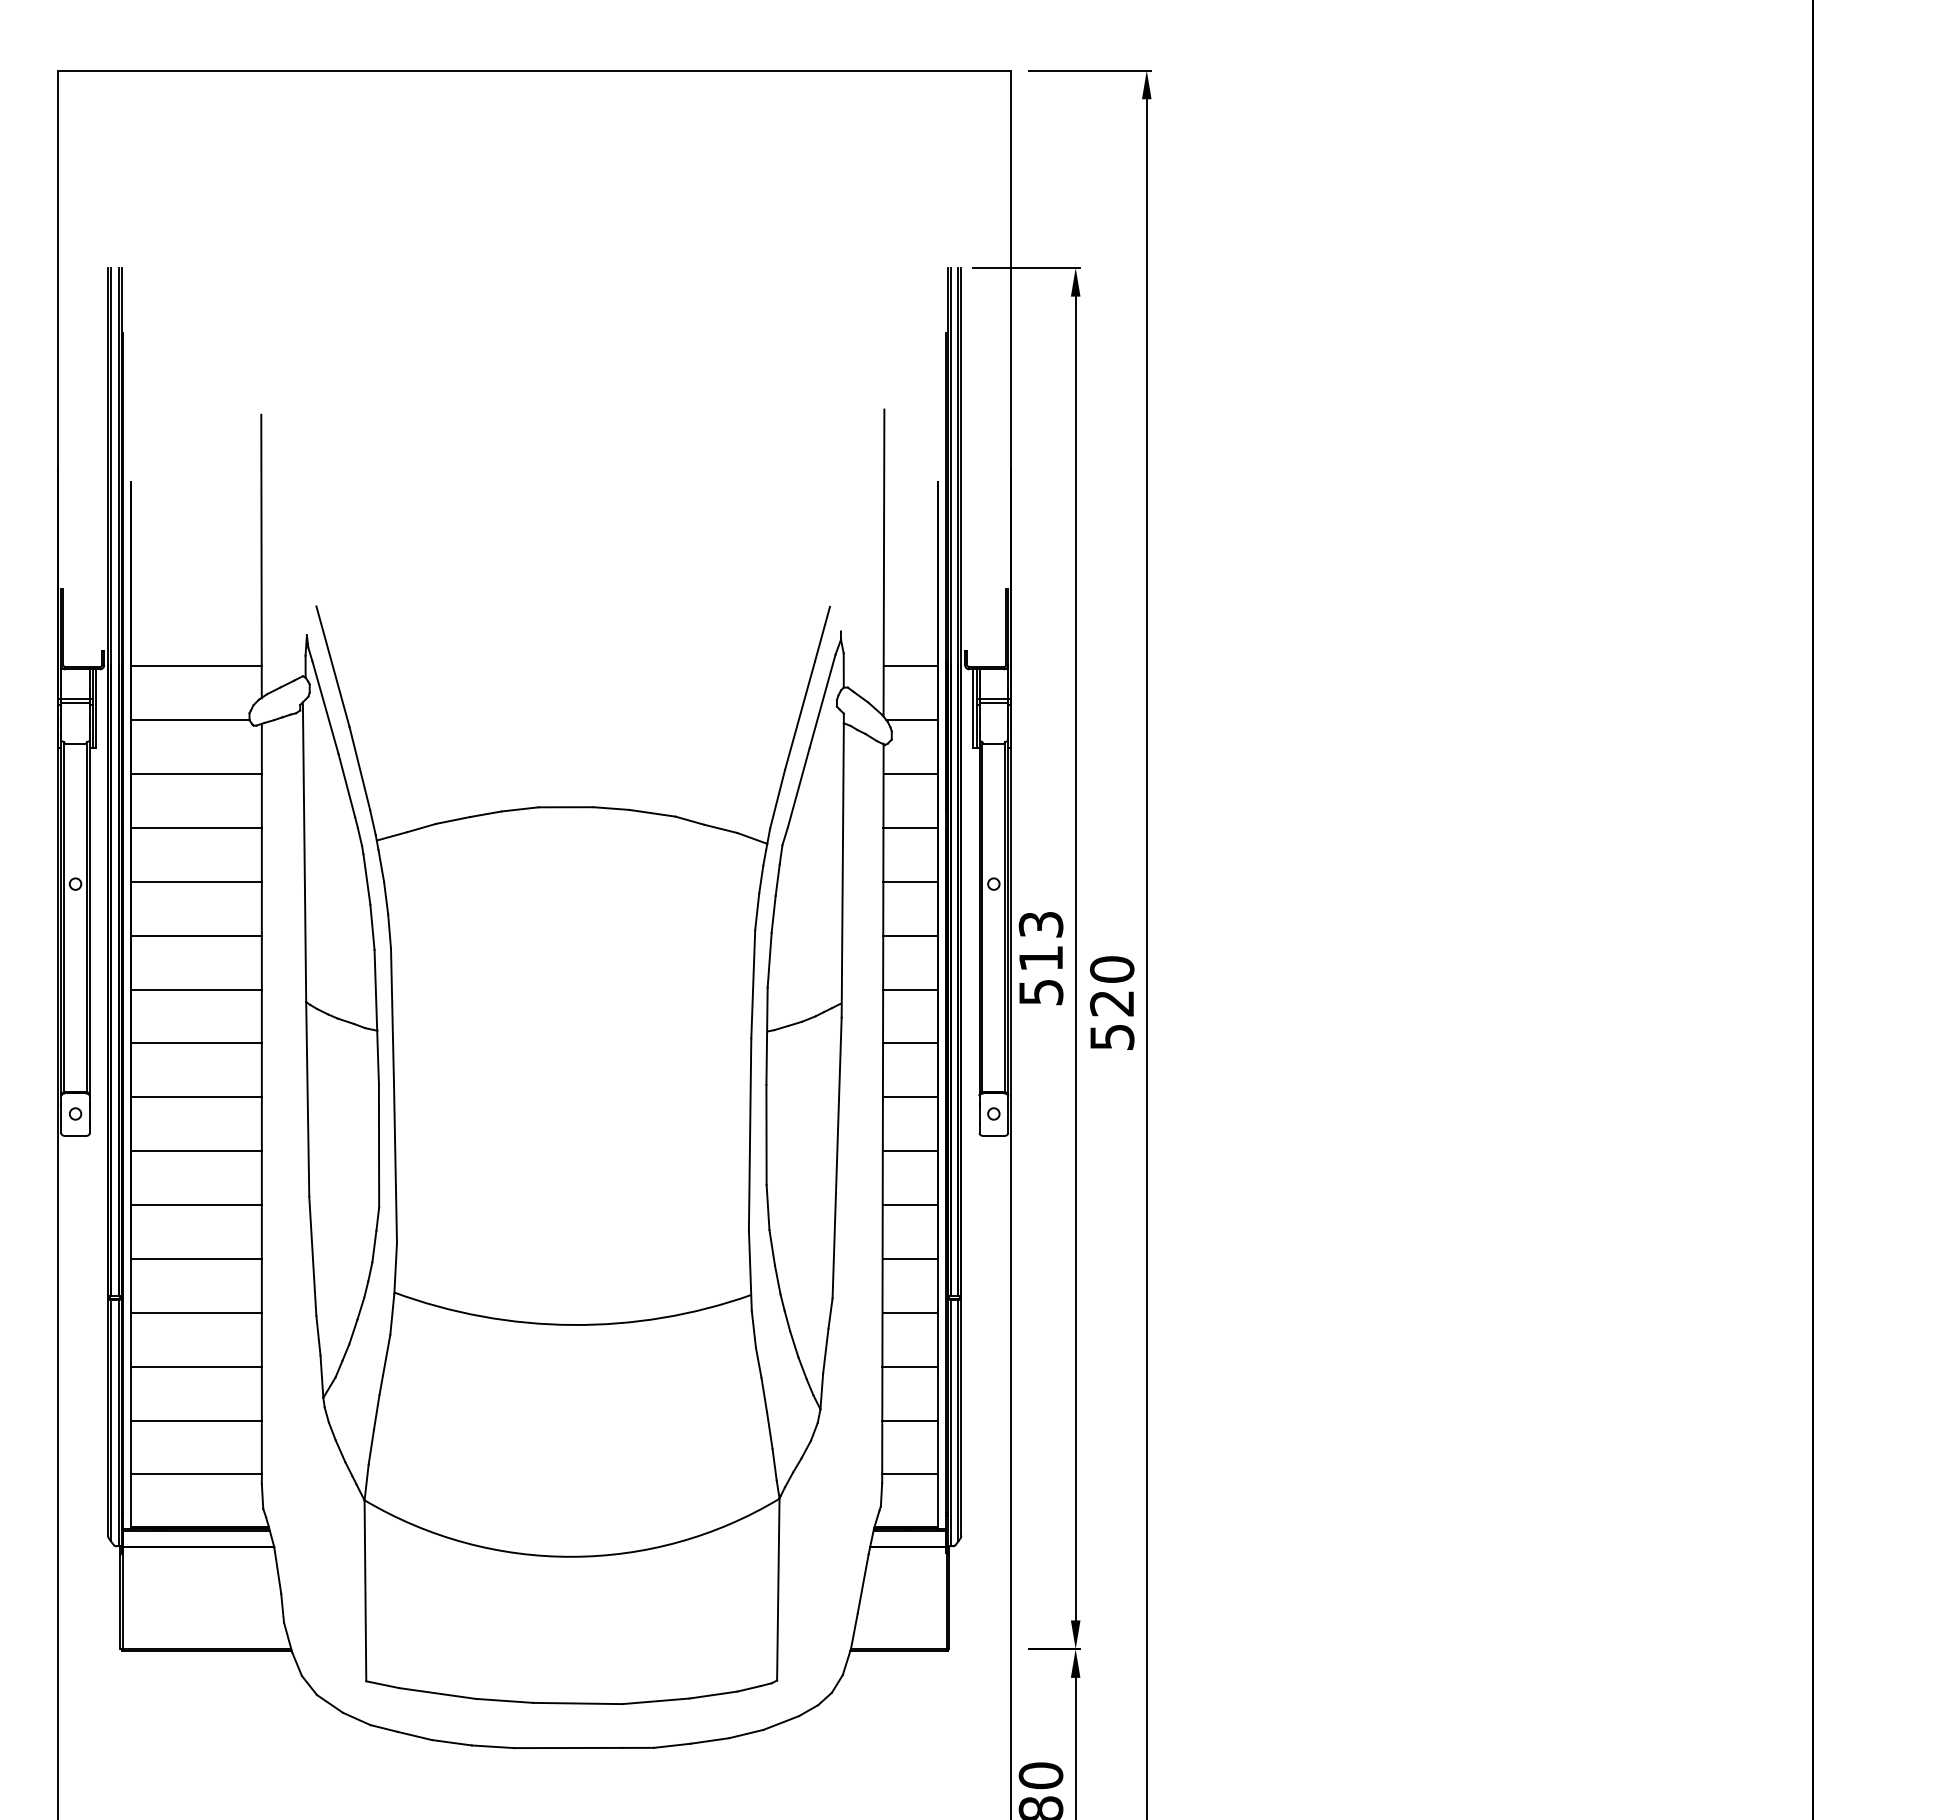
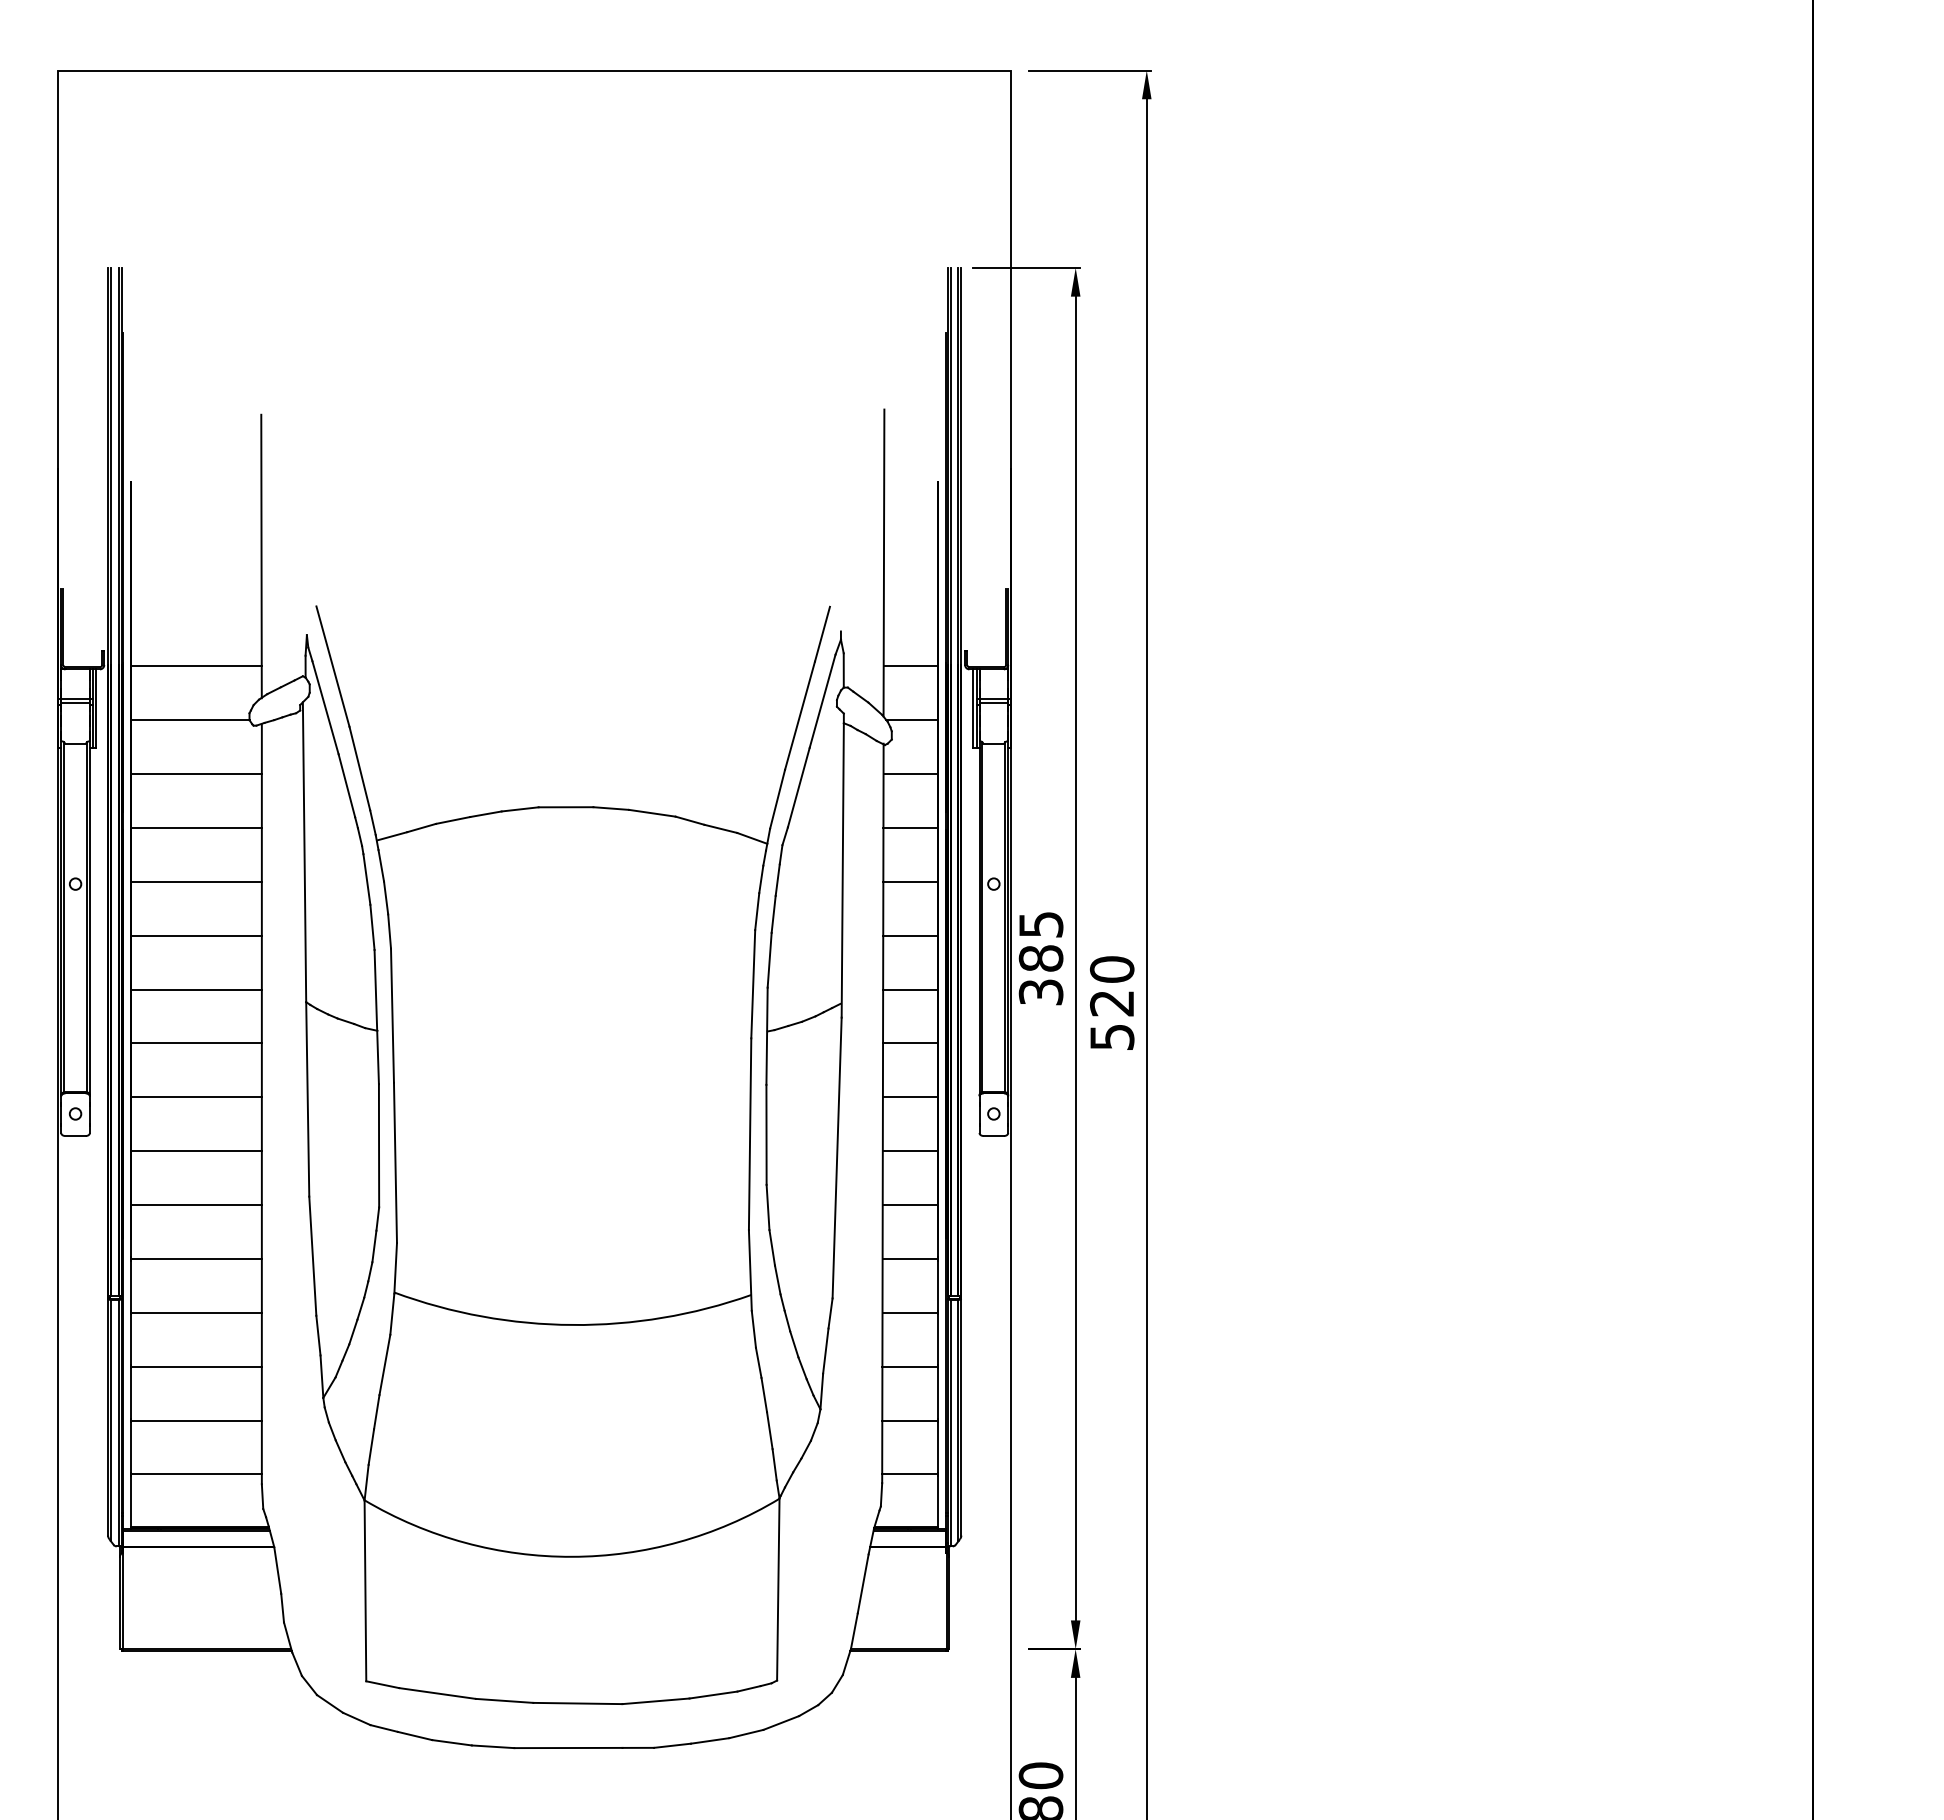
text: 513 -> 385 (1040, 958)
